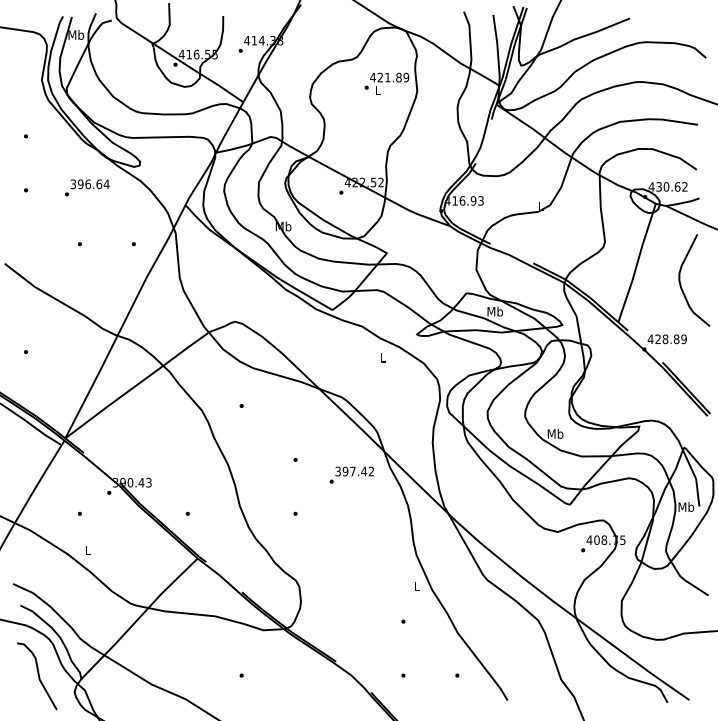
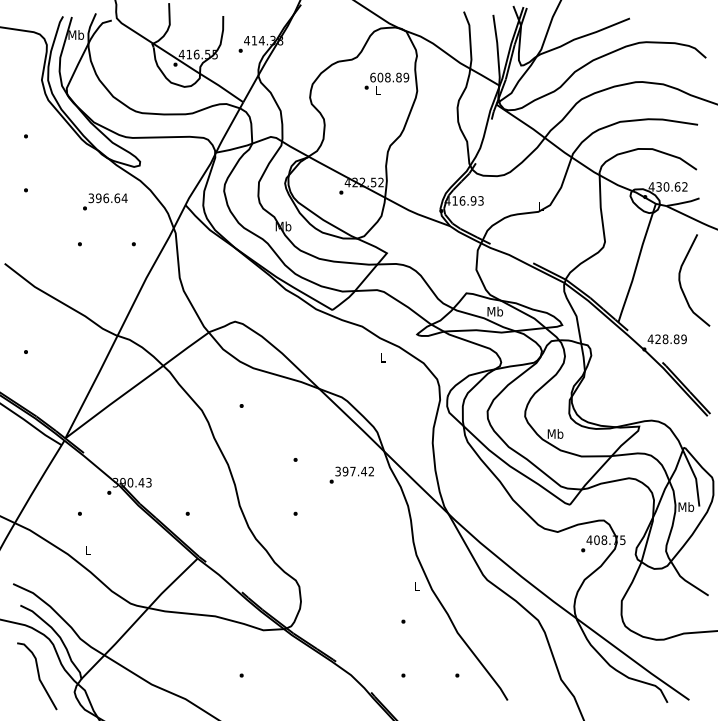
text: 421.89 -> 608.89 (380, 77)
text position: (87, 187) -> (105, 201) (105, 201)
